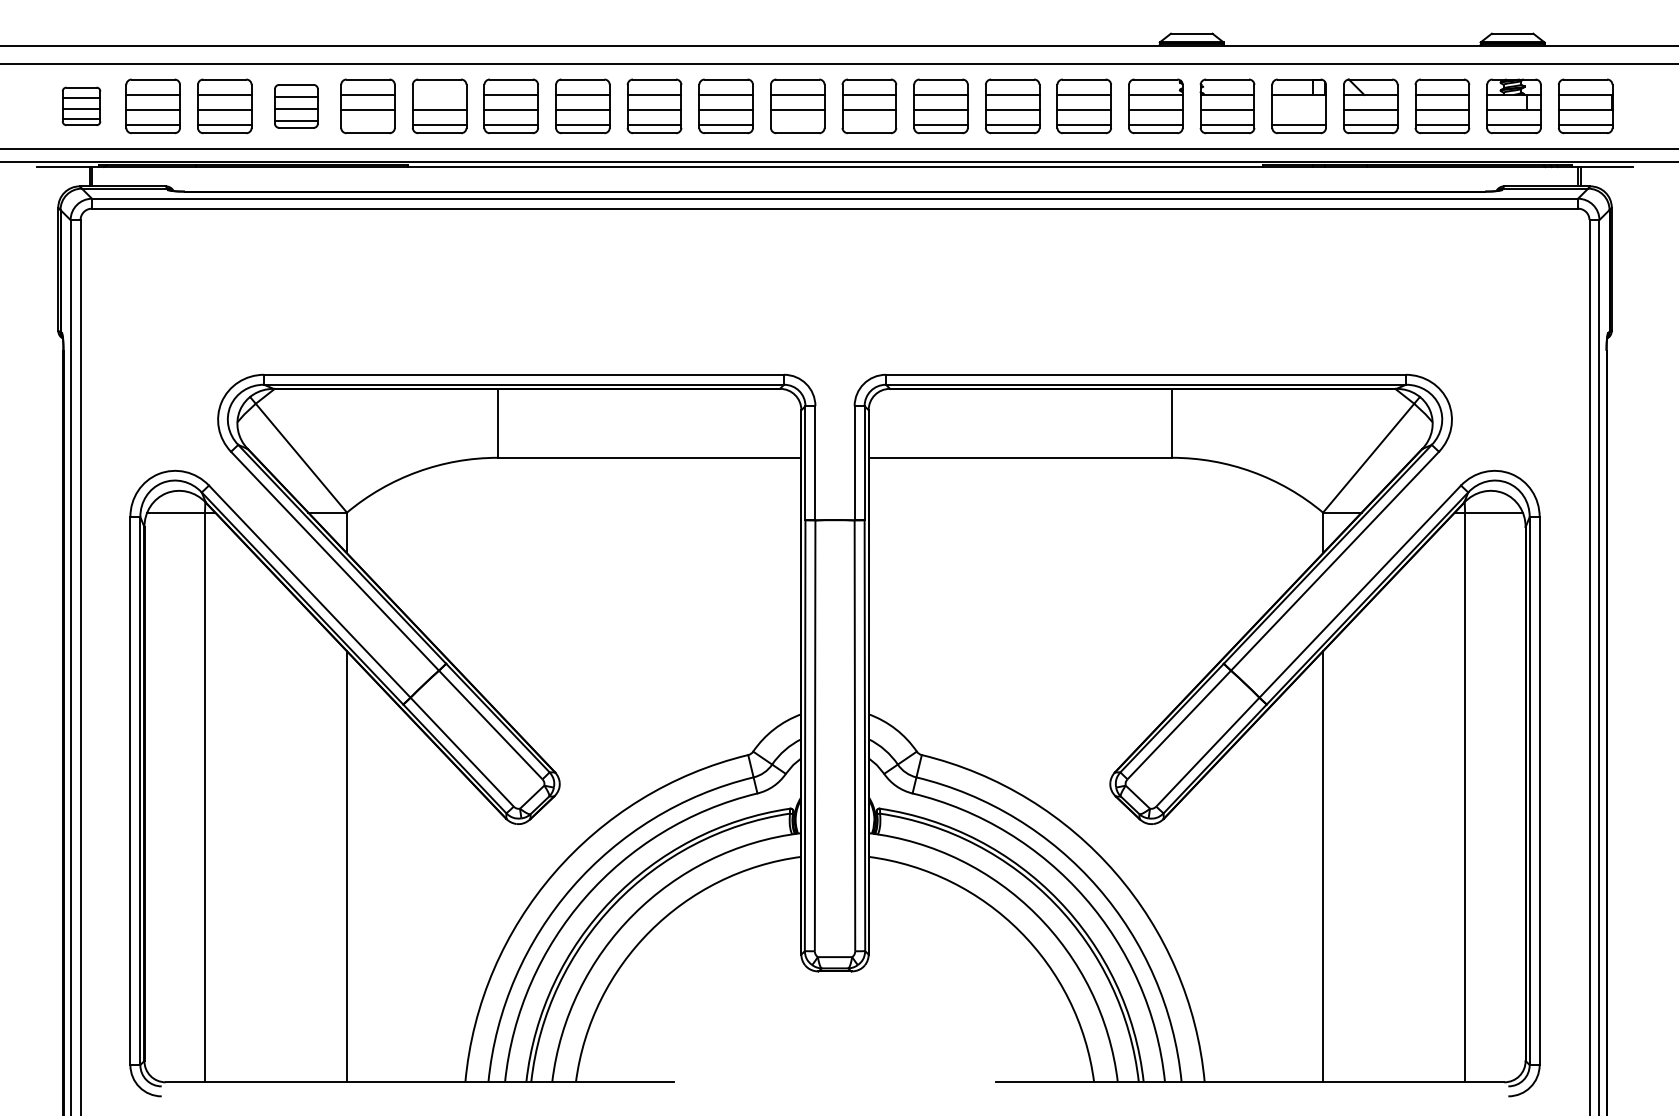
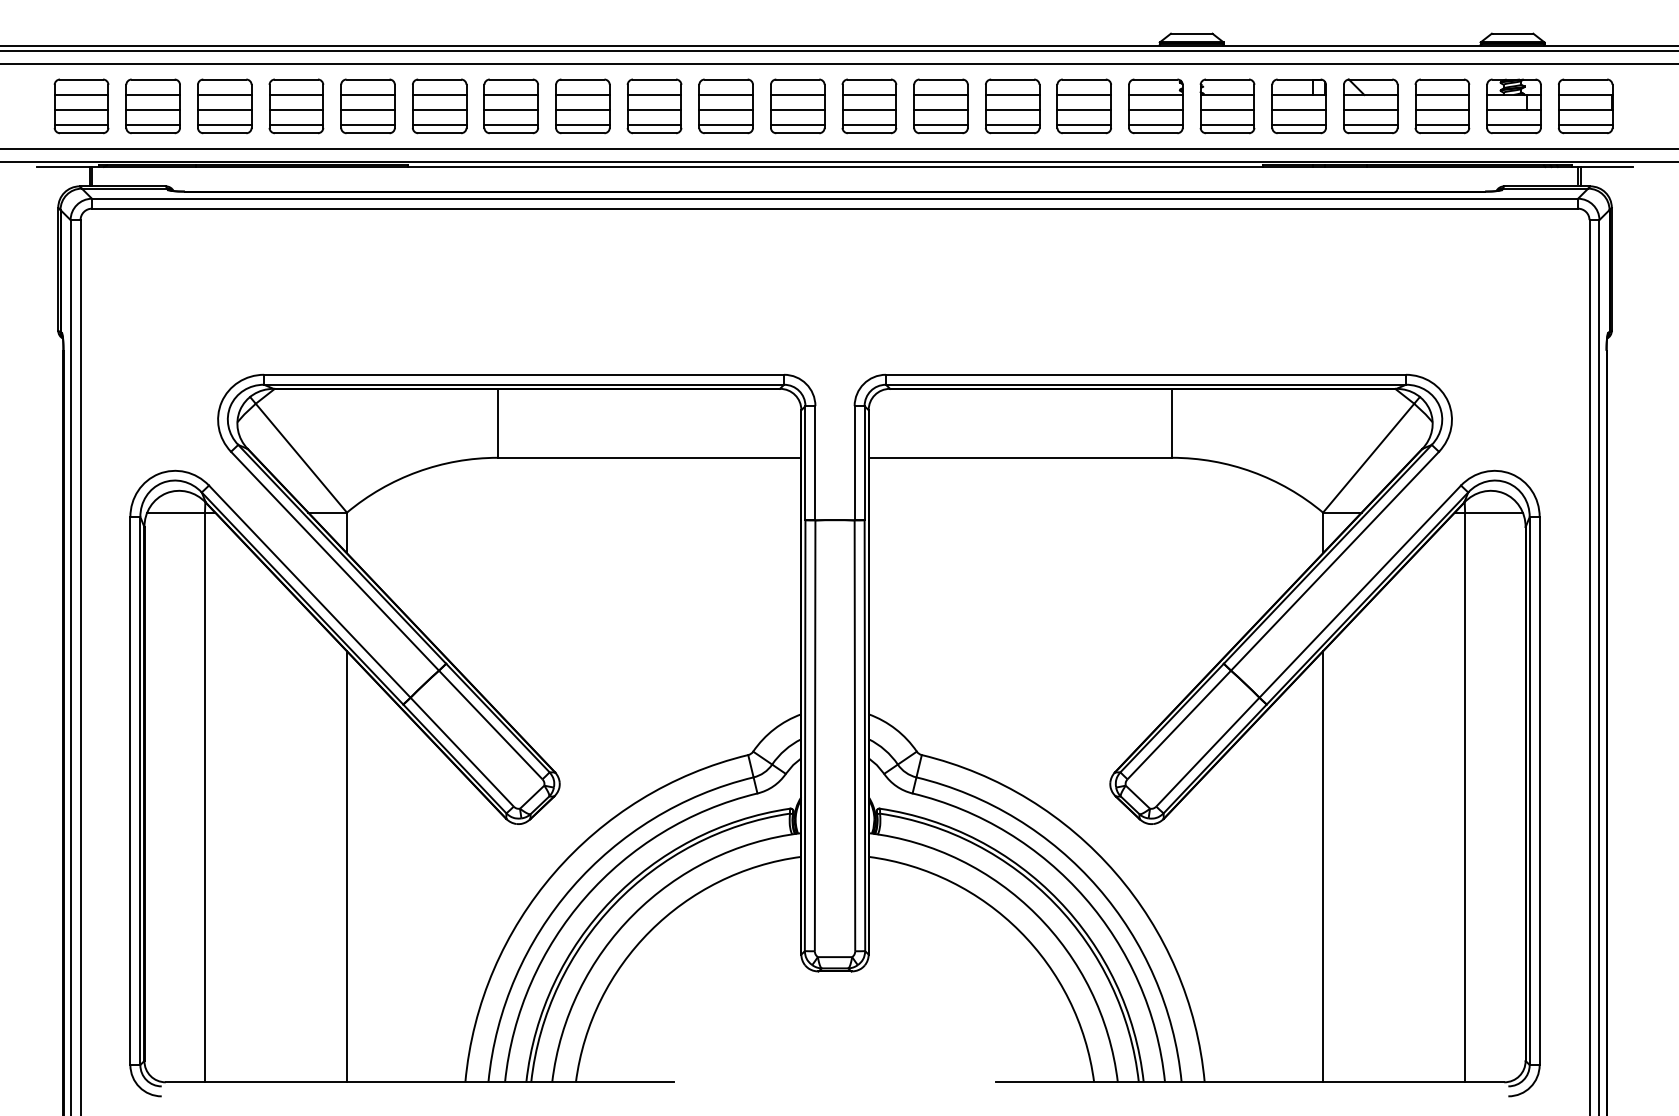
line: none -> present (838, 50)
line: none -> present (439, 94)
part size: 41x40 px -> 57x57 px (81, 106)
part size: 45x45 px -> 57x57 px (296, 106)
line: none -> present (1299, 110)
line: none -> present (367, 125)
line: none -> present (797, 125)
line: none -> present (869, 125)
